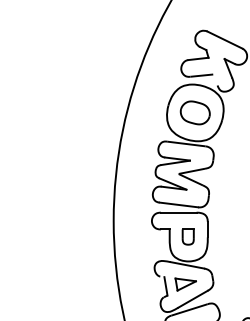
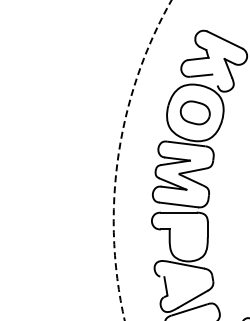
circle: solid -> dashed (142, 160)
part: present -> none (187, 236)
part: present -> none (185, 284)
